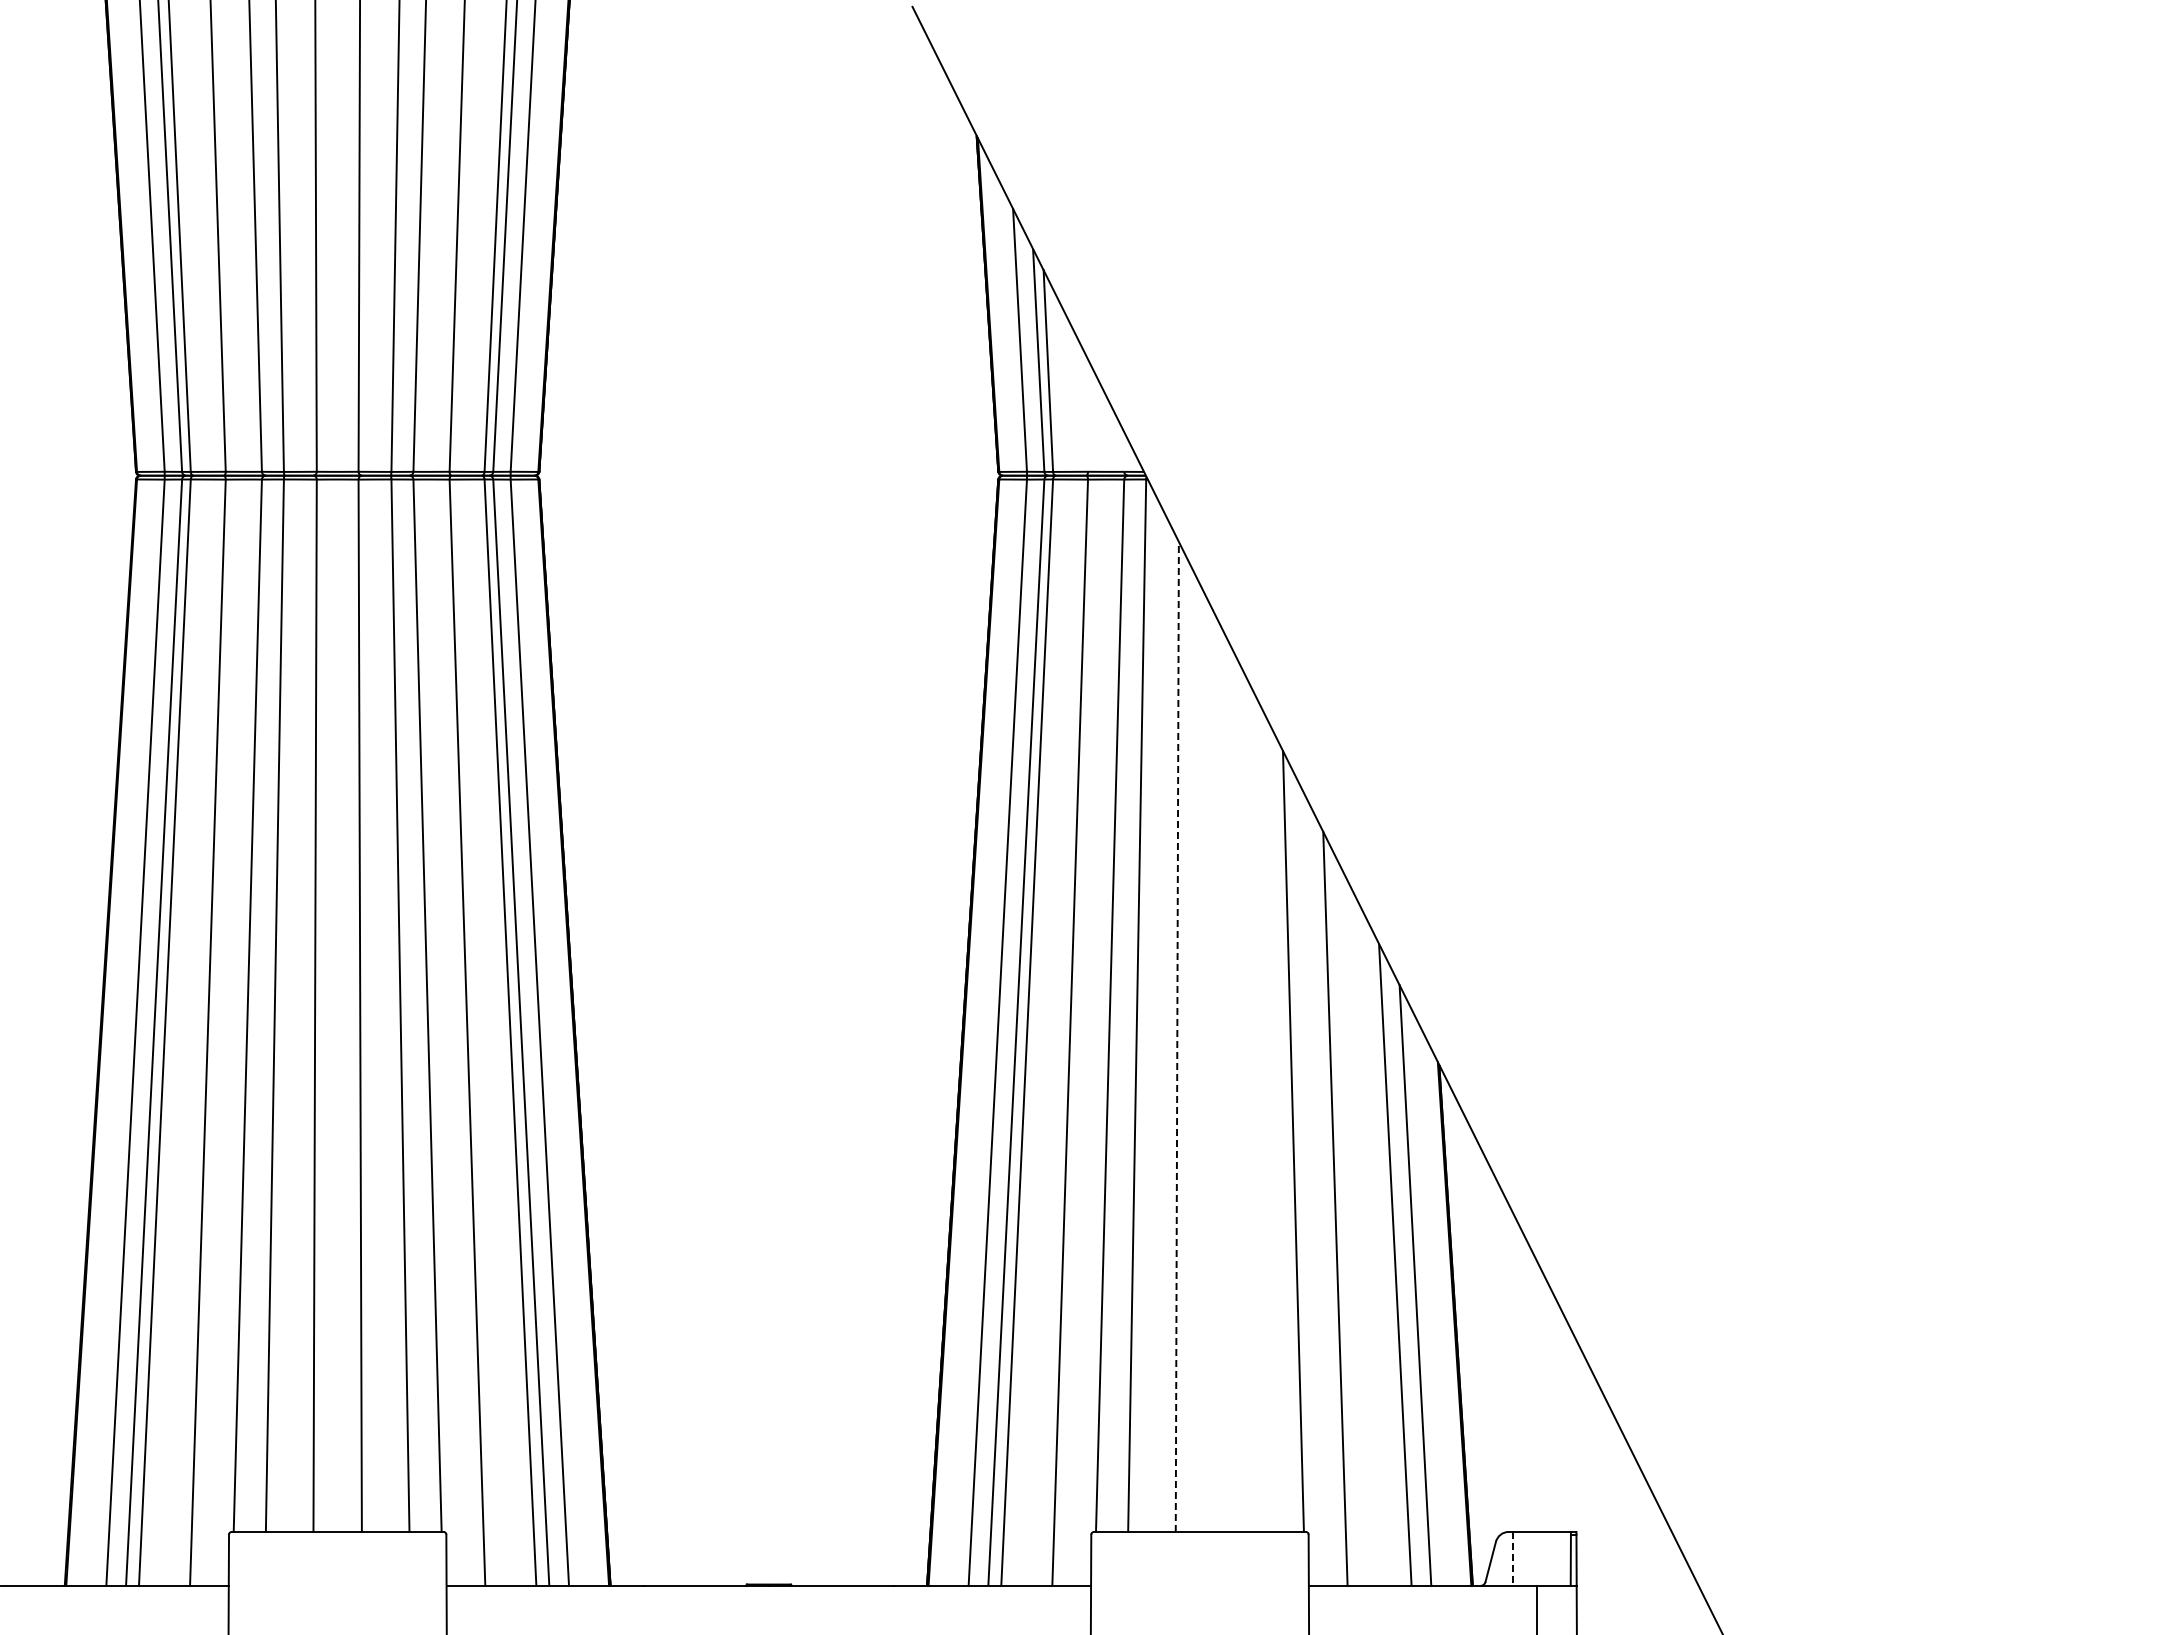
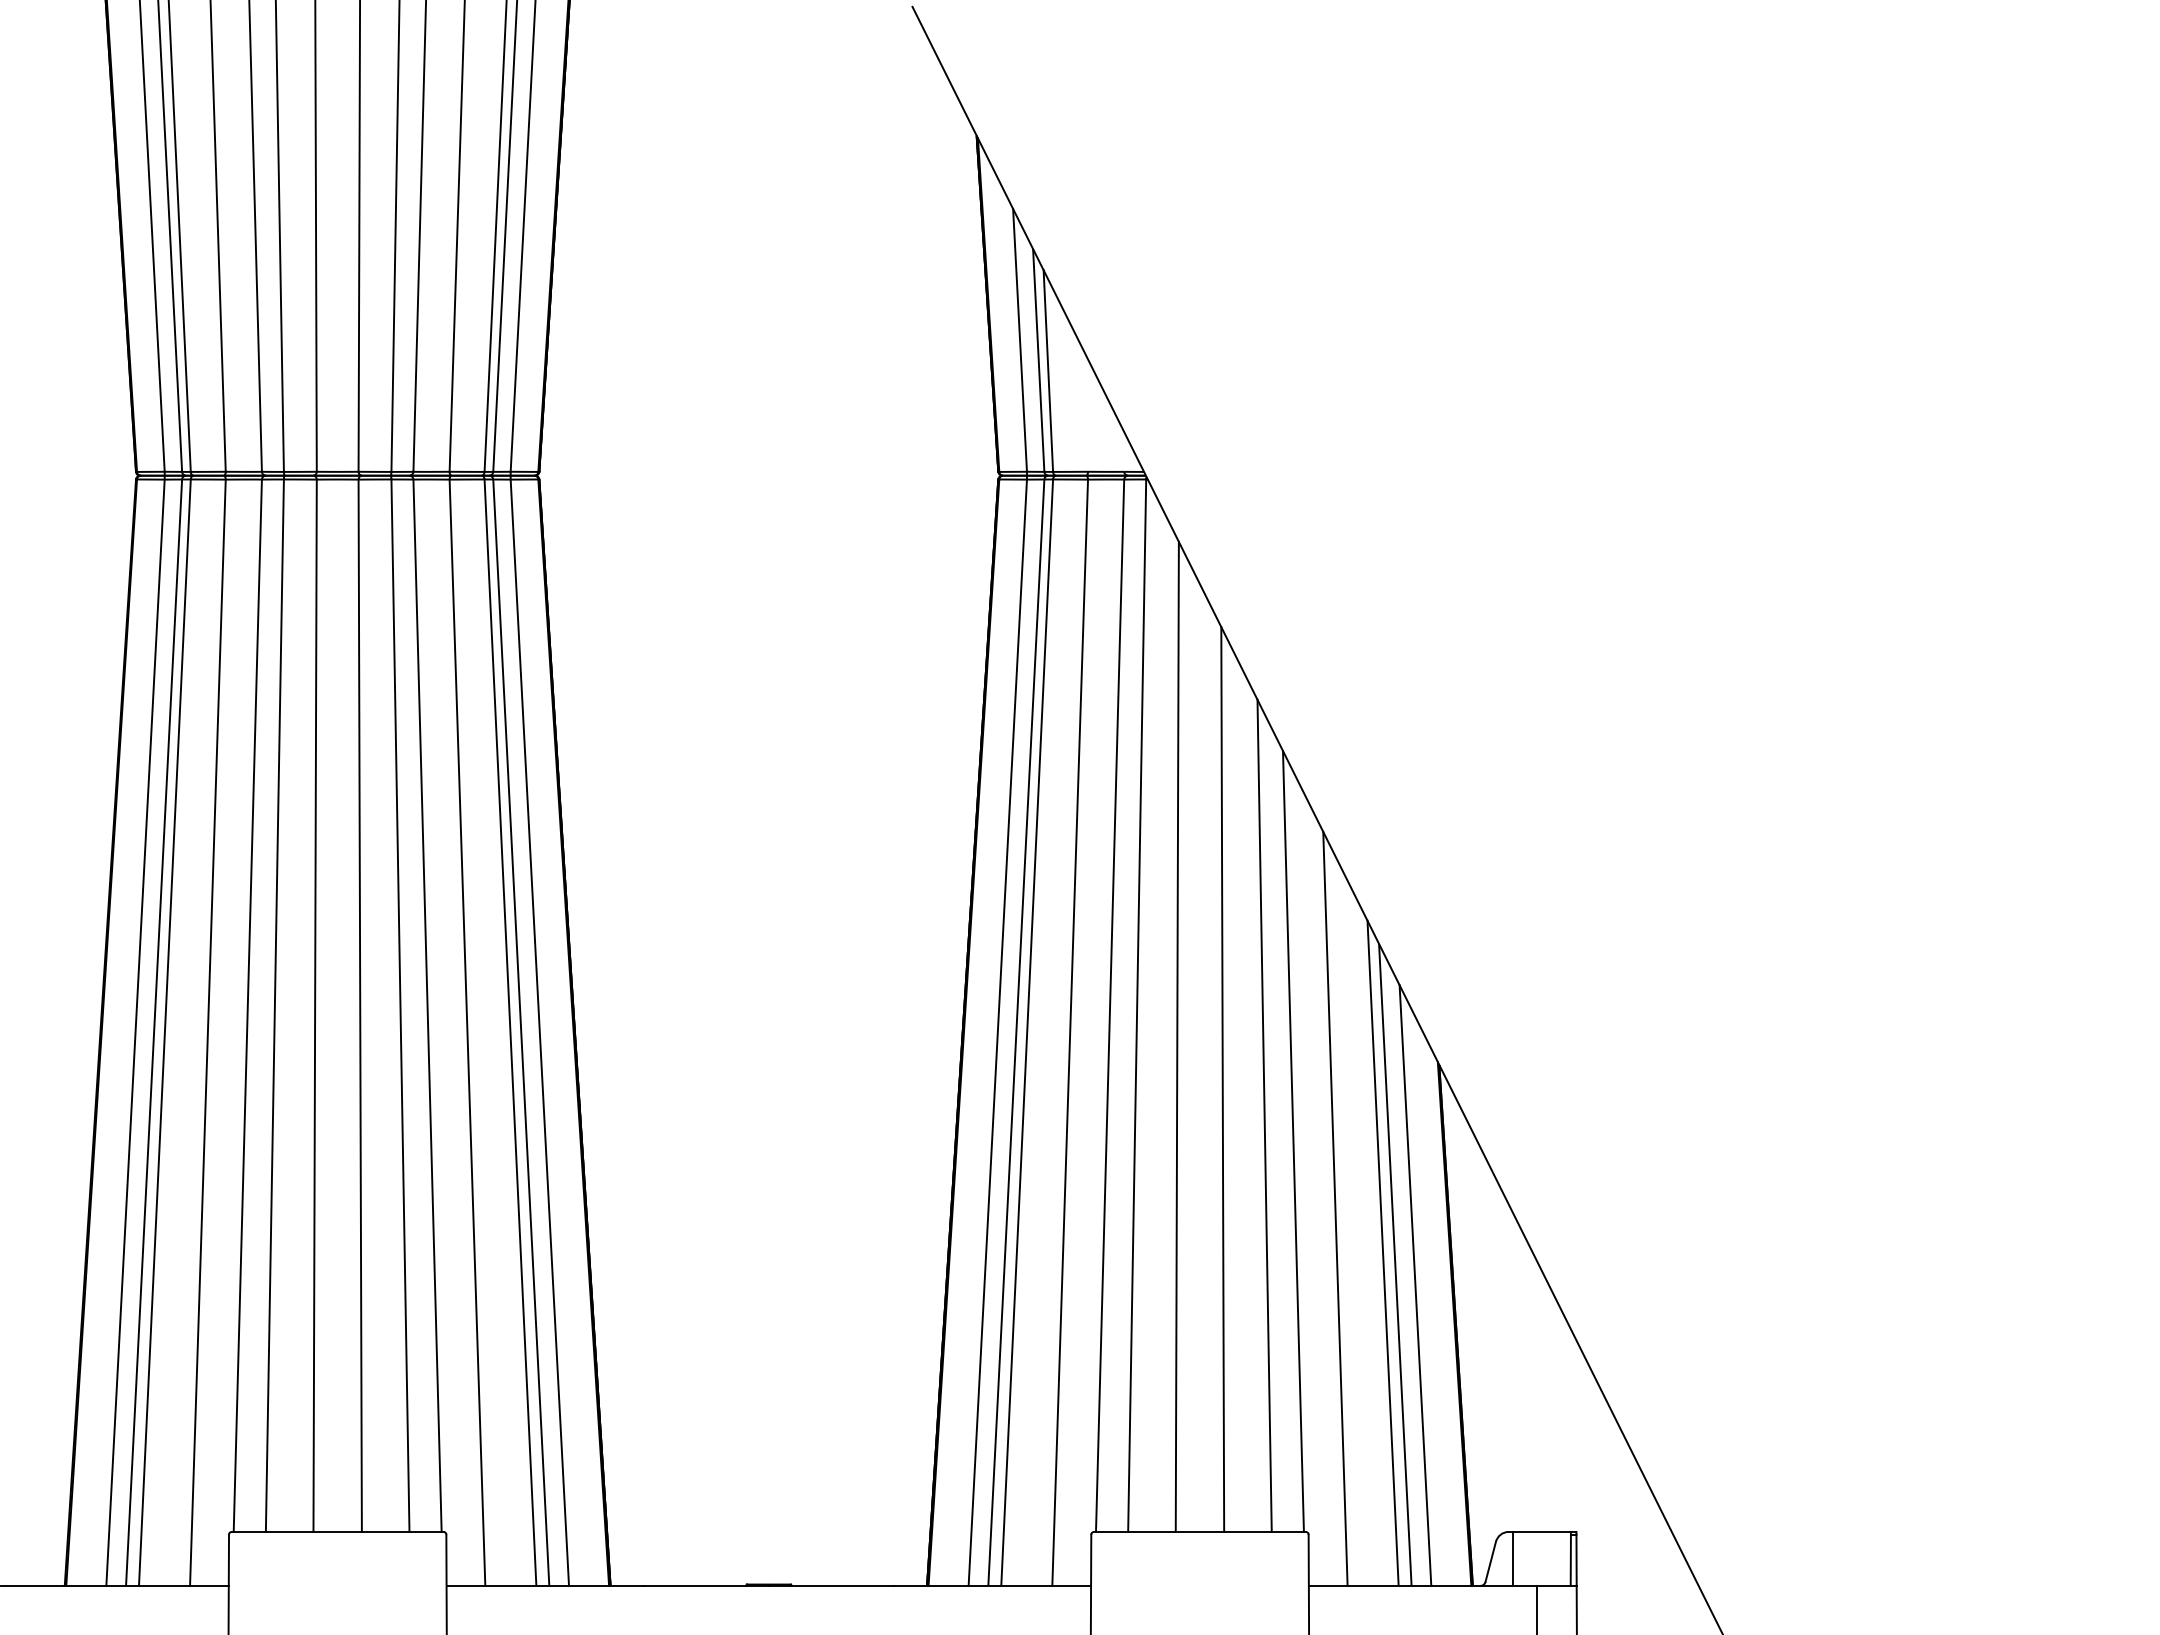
line: dashed -> solid (1177, 1036)
line: none -> present (1222, 1079)
line: none -> present (1264, 1115)
line: none -> present (1382, 1252)
line: dashed -> solid (1512, 1558)
